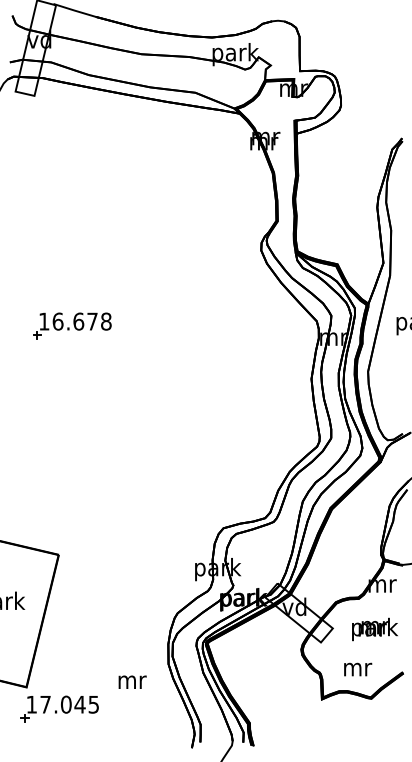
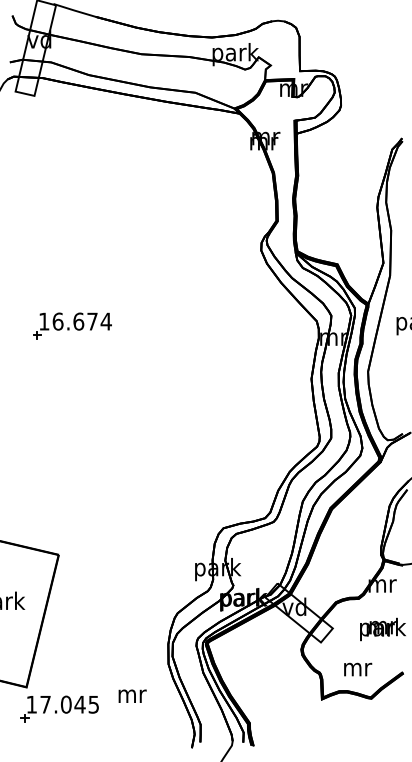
text: 16.678 -> 16.674 (105, 321)
text position: (374, 629) -> (382, 629) (382, 629)
text position: (132, 681) -> (132, 695) (132, 695)
